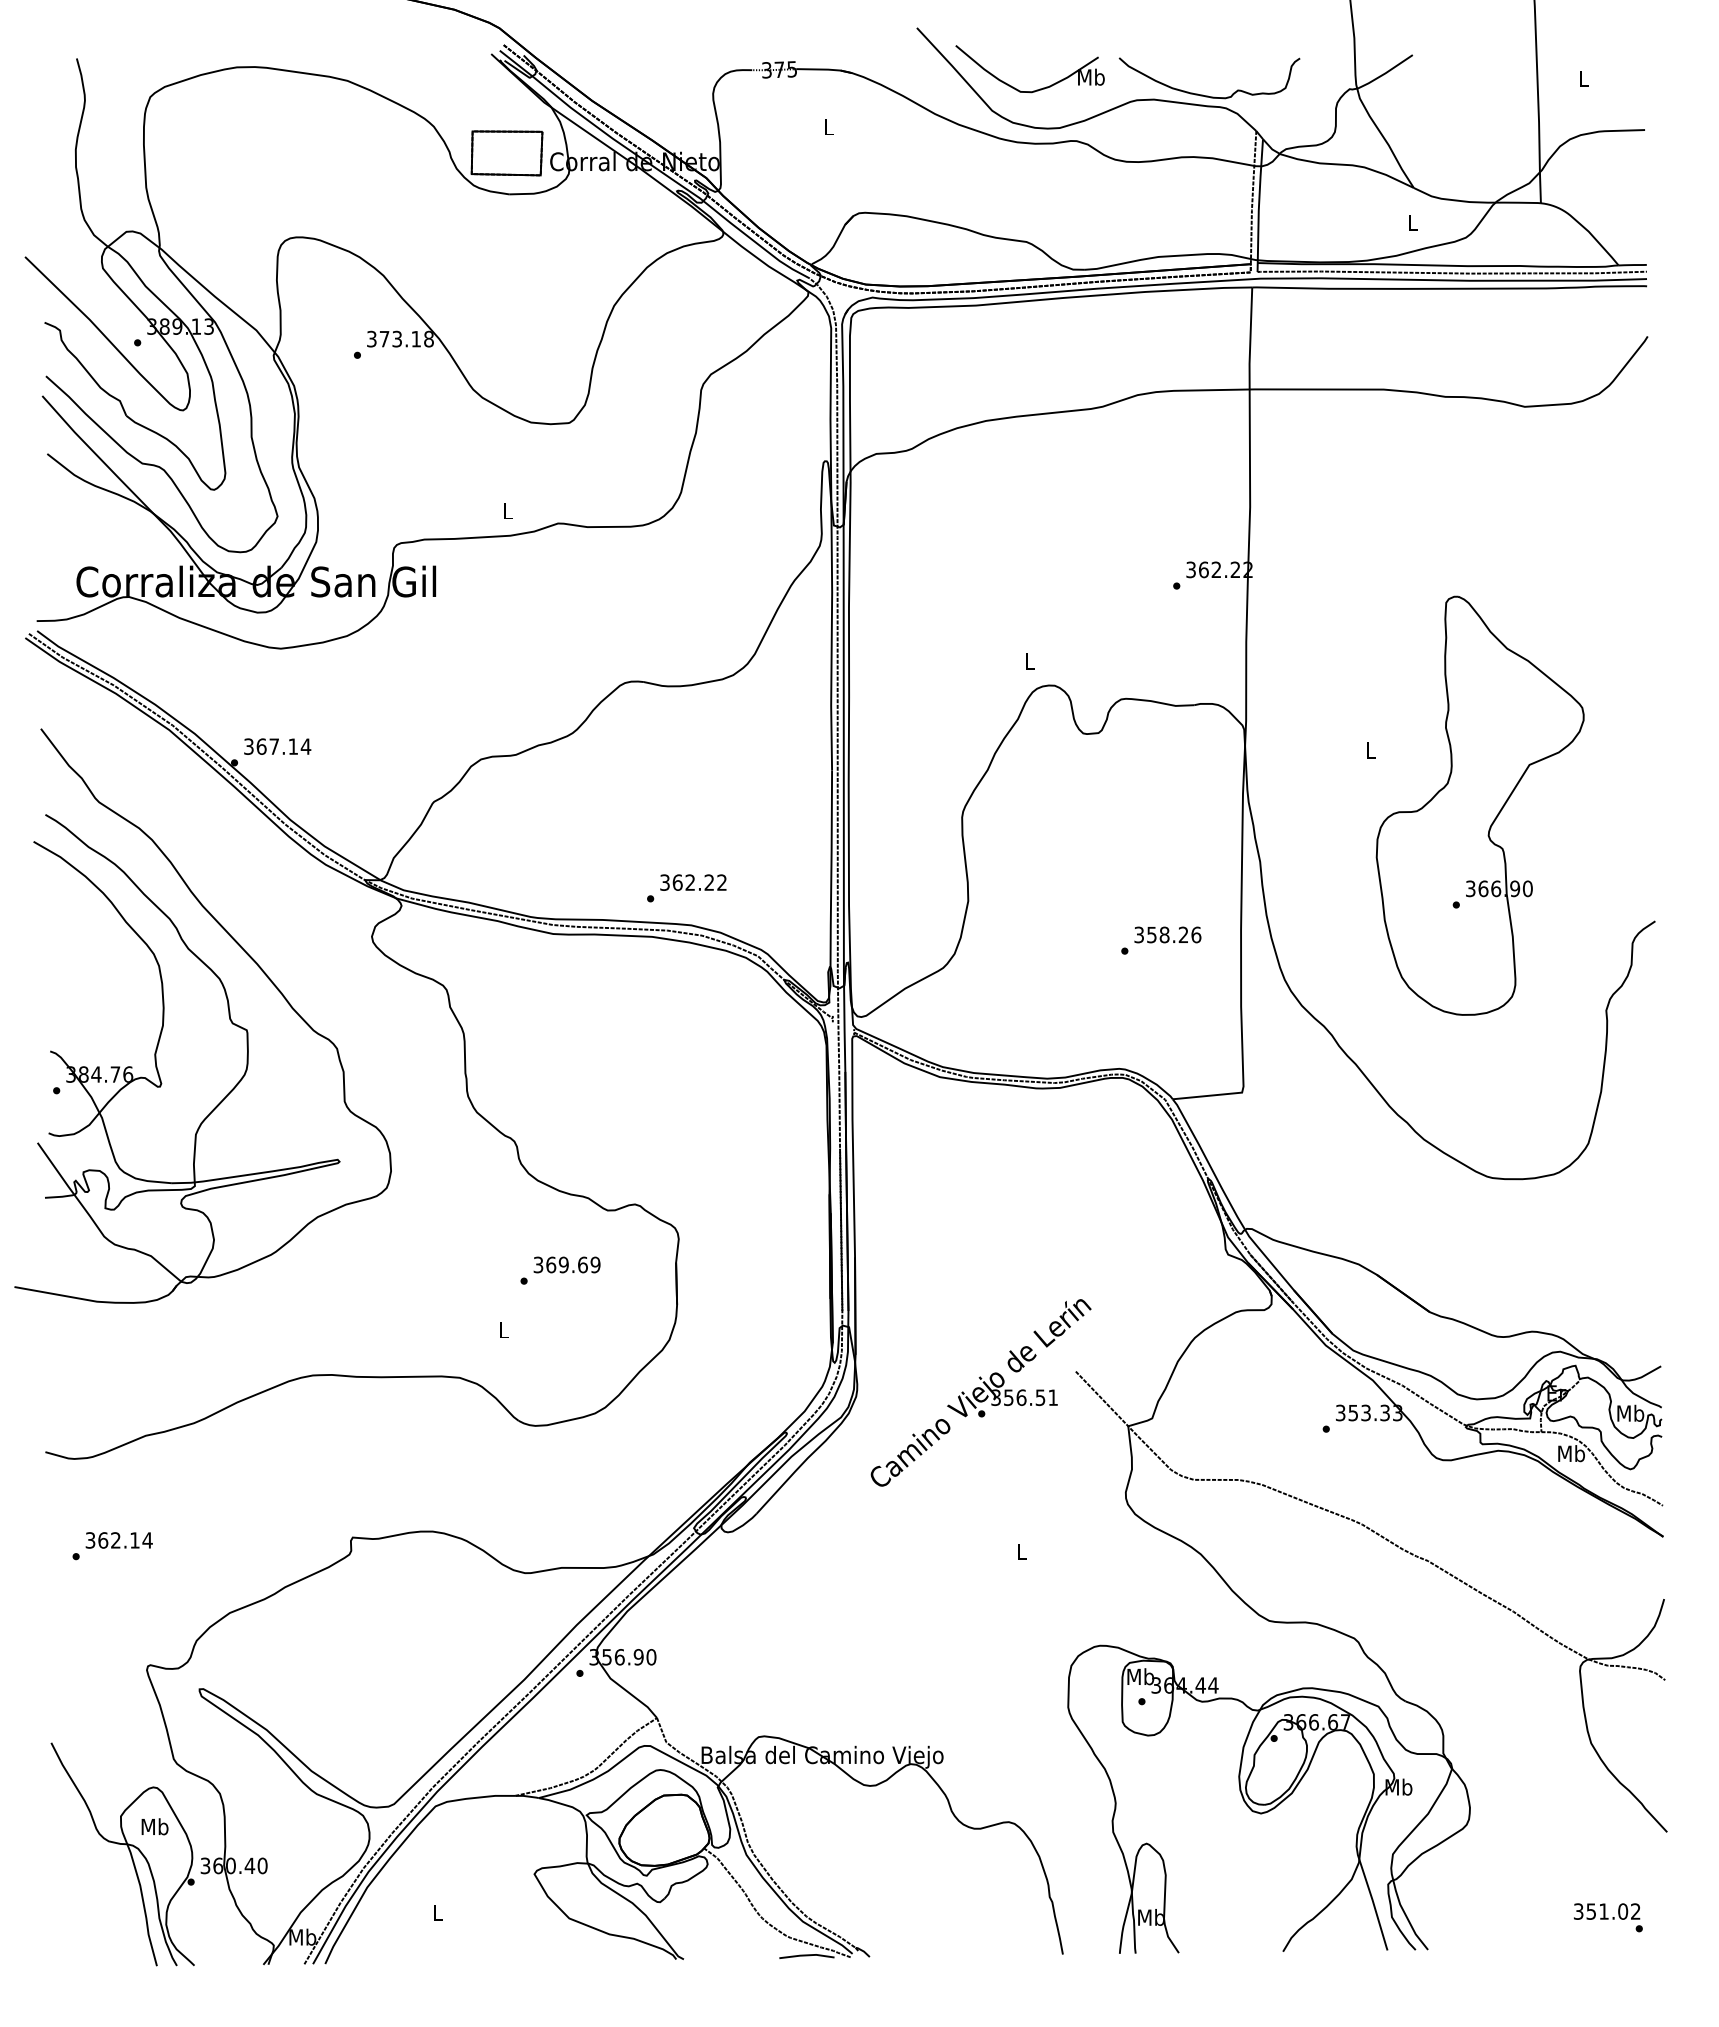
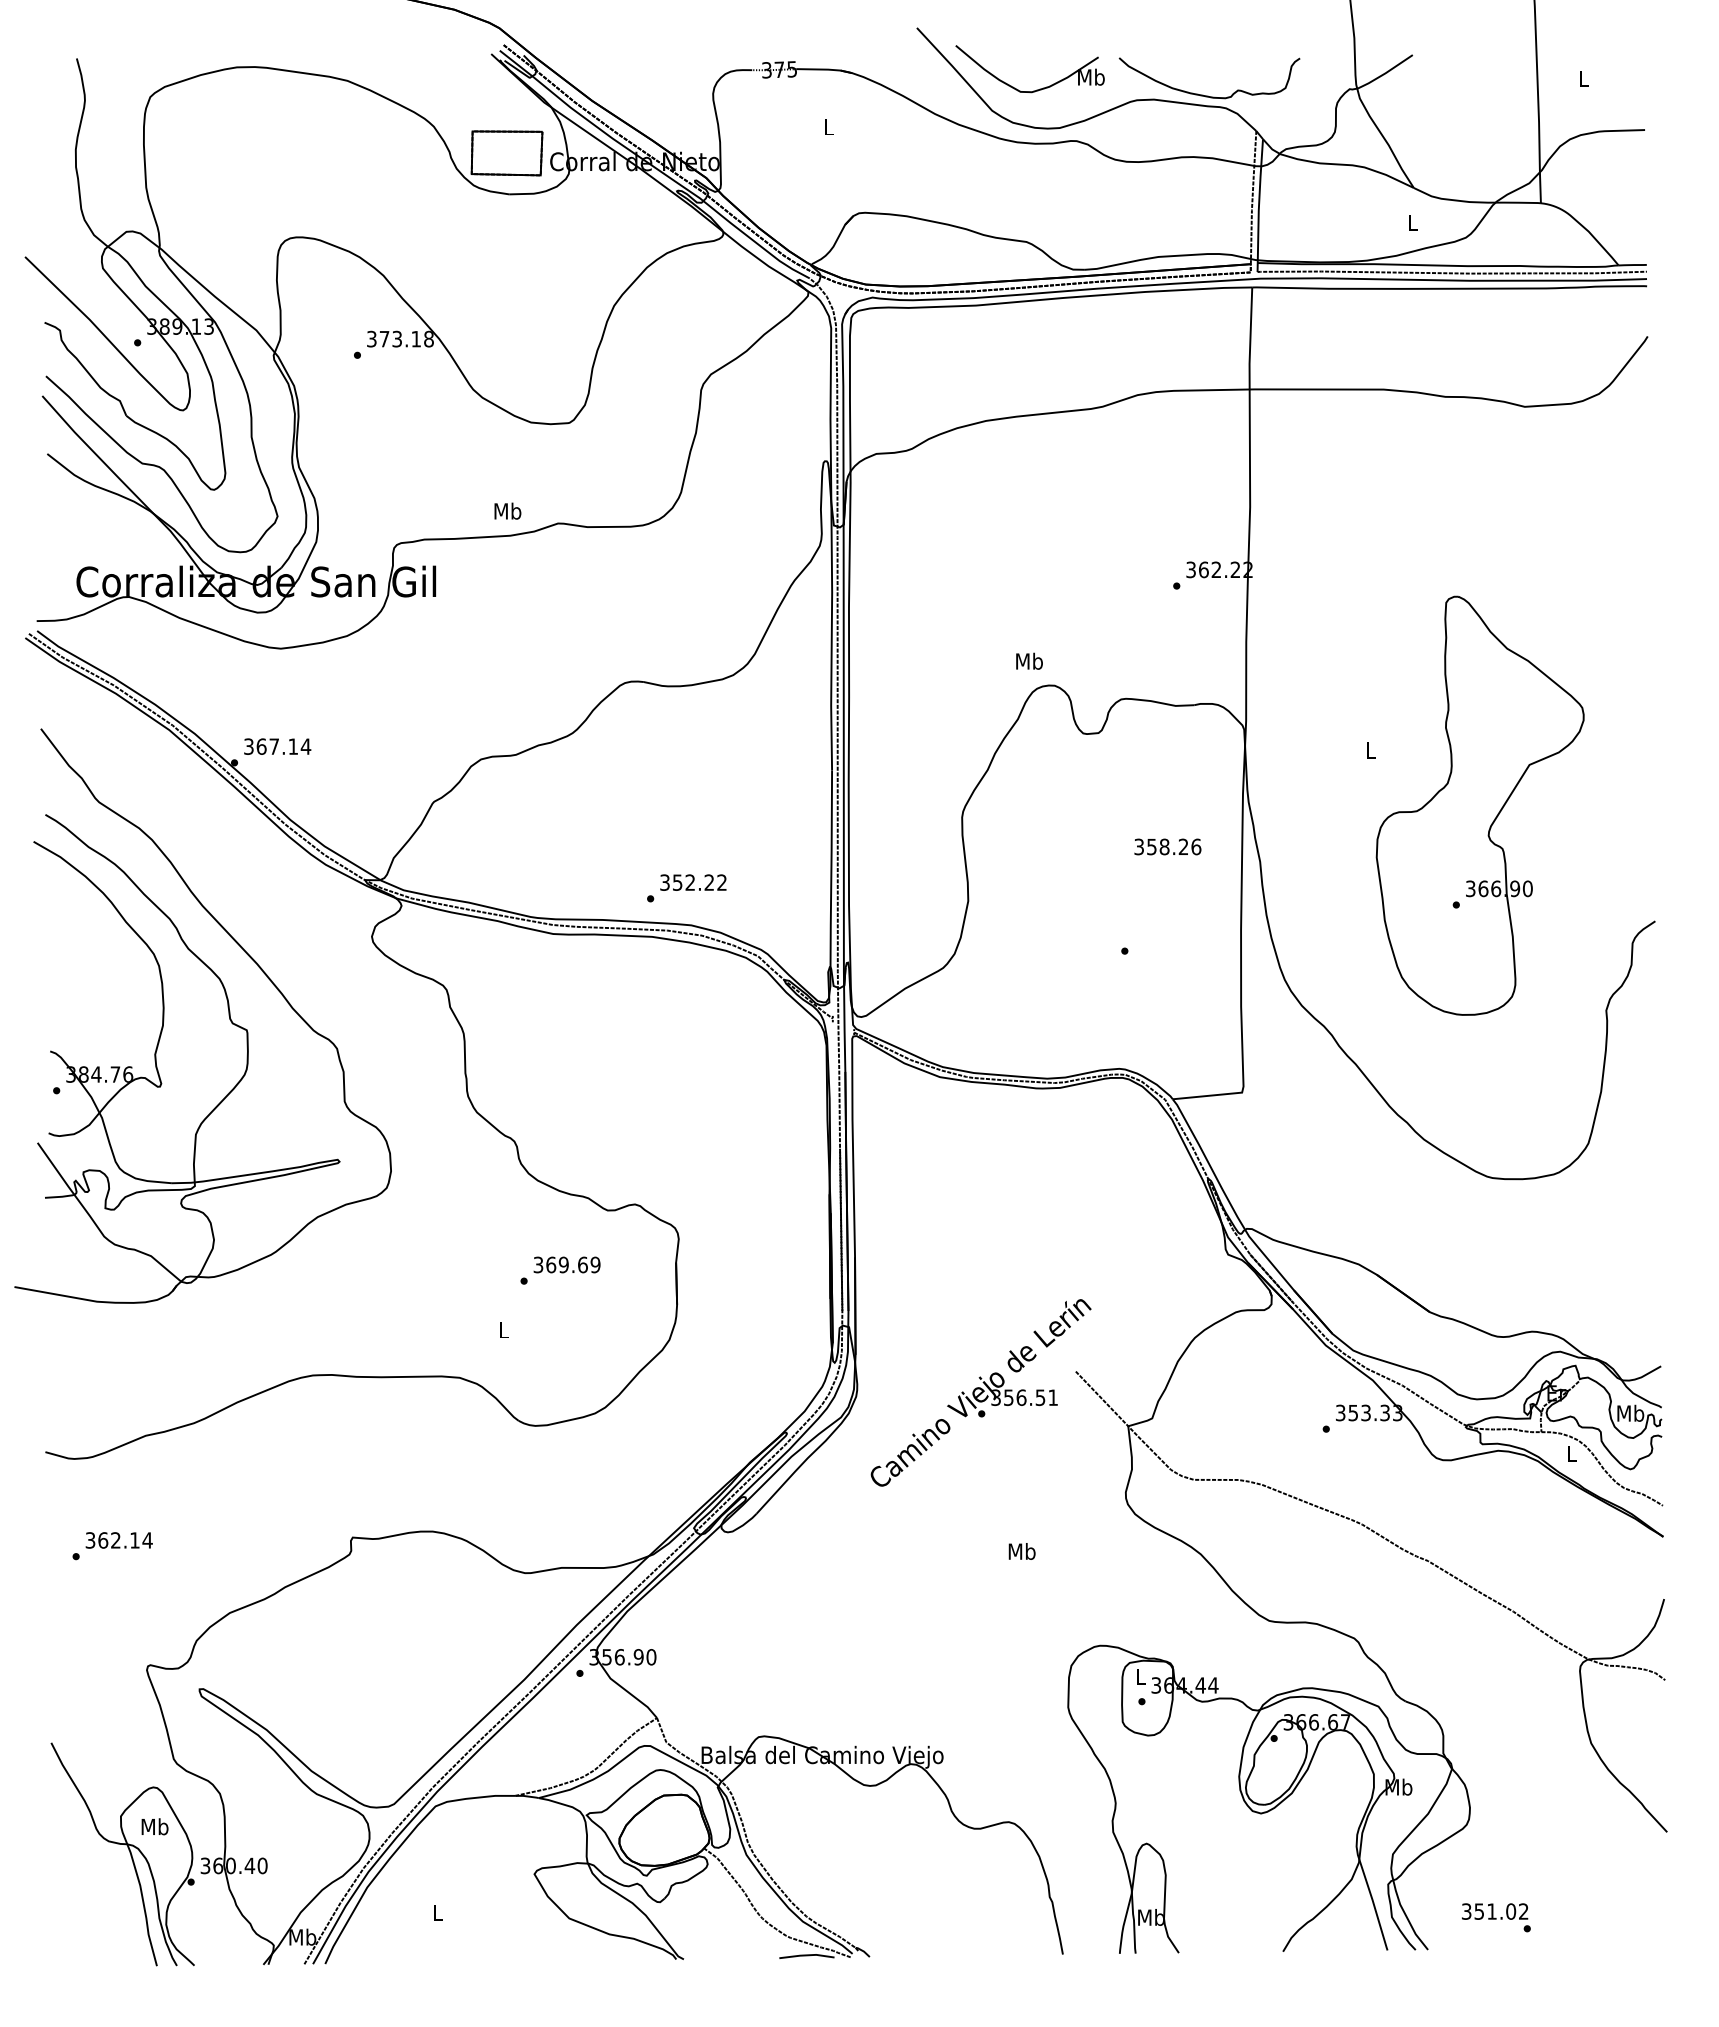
text: L -> Mb (507, 510)
text: L -> Mb (1029, 660)
text: 362.22 -> 352.22 (677, 882)
text position: (1167, 934) -> (1167, 846) (1167, 846)
text: Mb -> L (1571, 1453)
text: L -> Mb (1021, 1551)
text: Mb -> L (1140, 1676)
text position: (1608, 1917) -> (1496, 1917) (1496, 1917)
